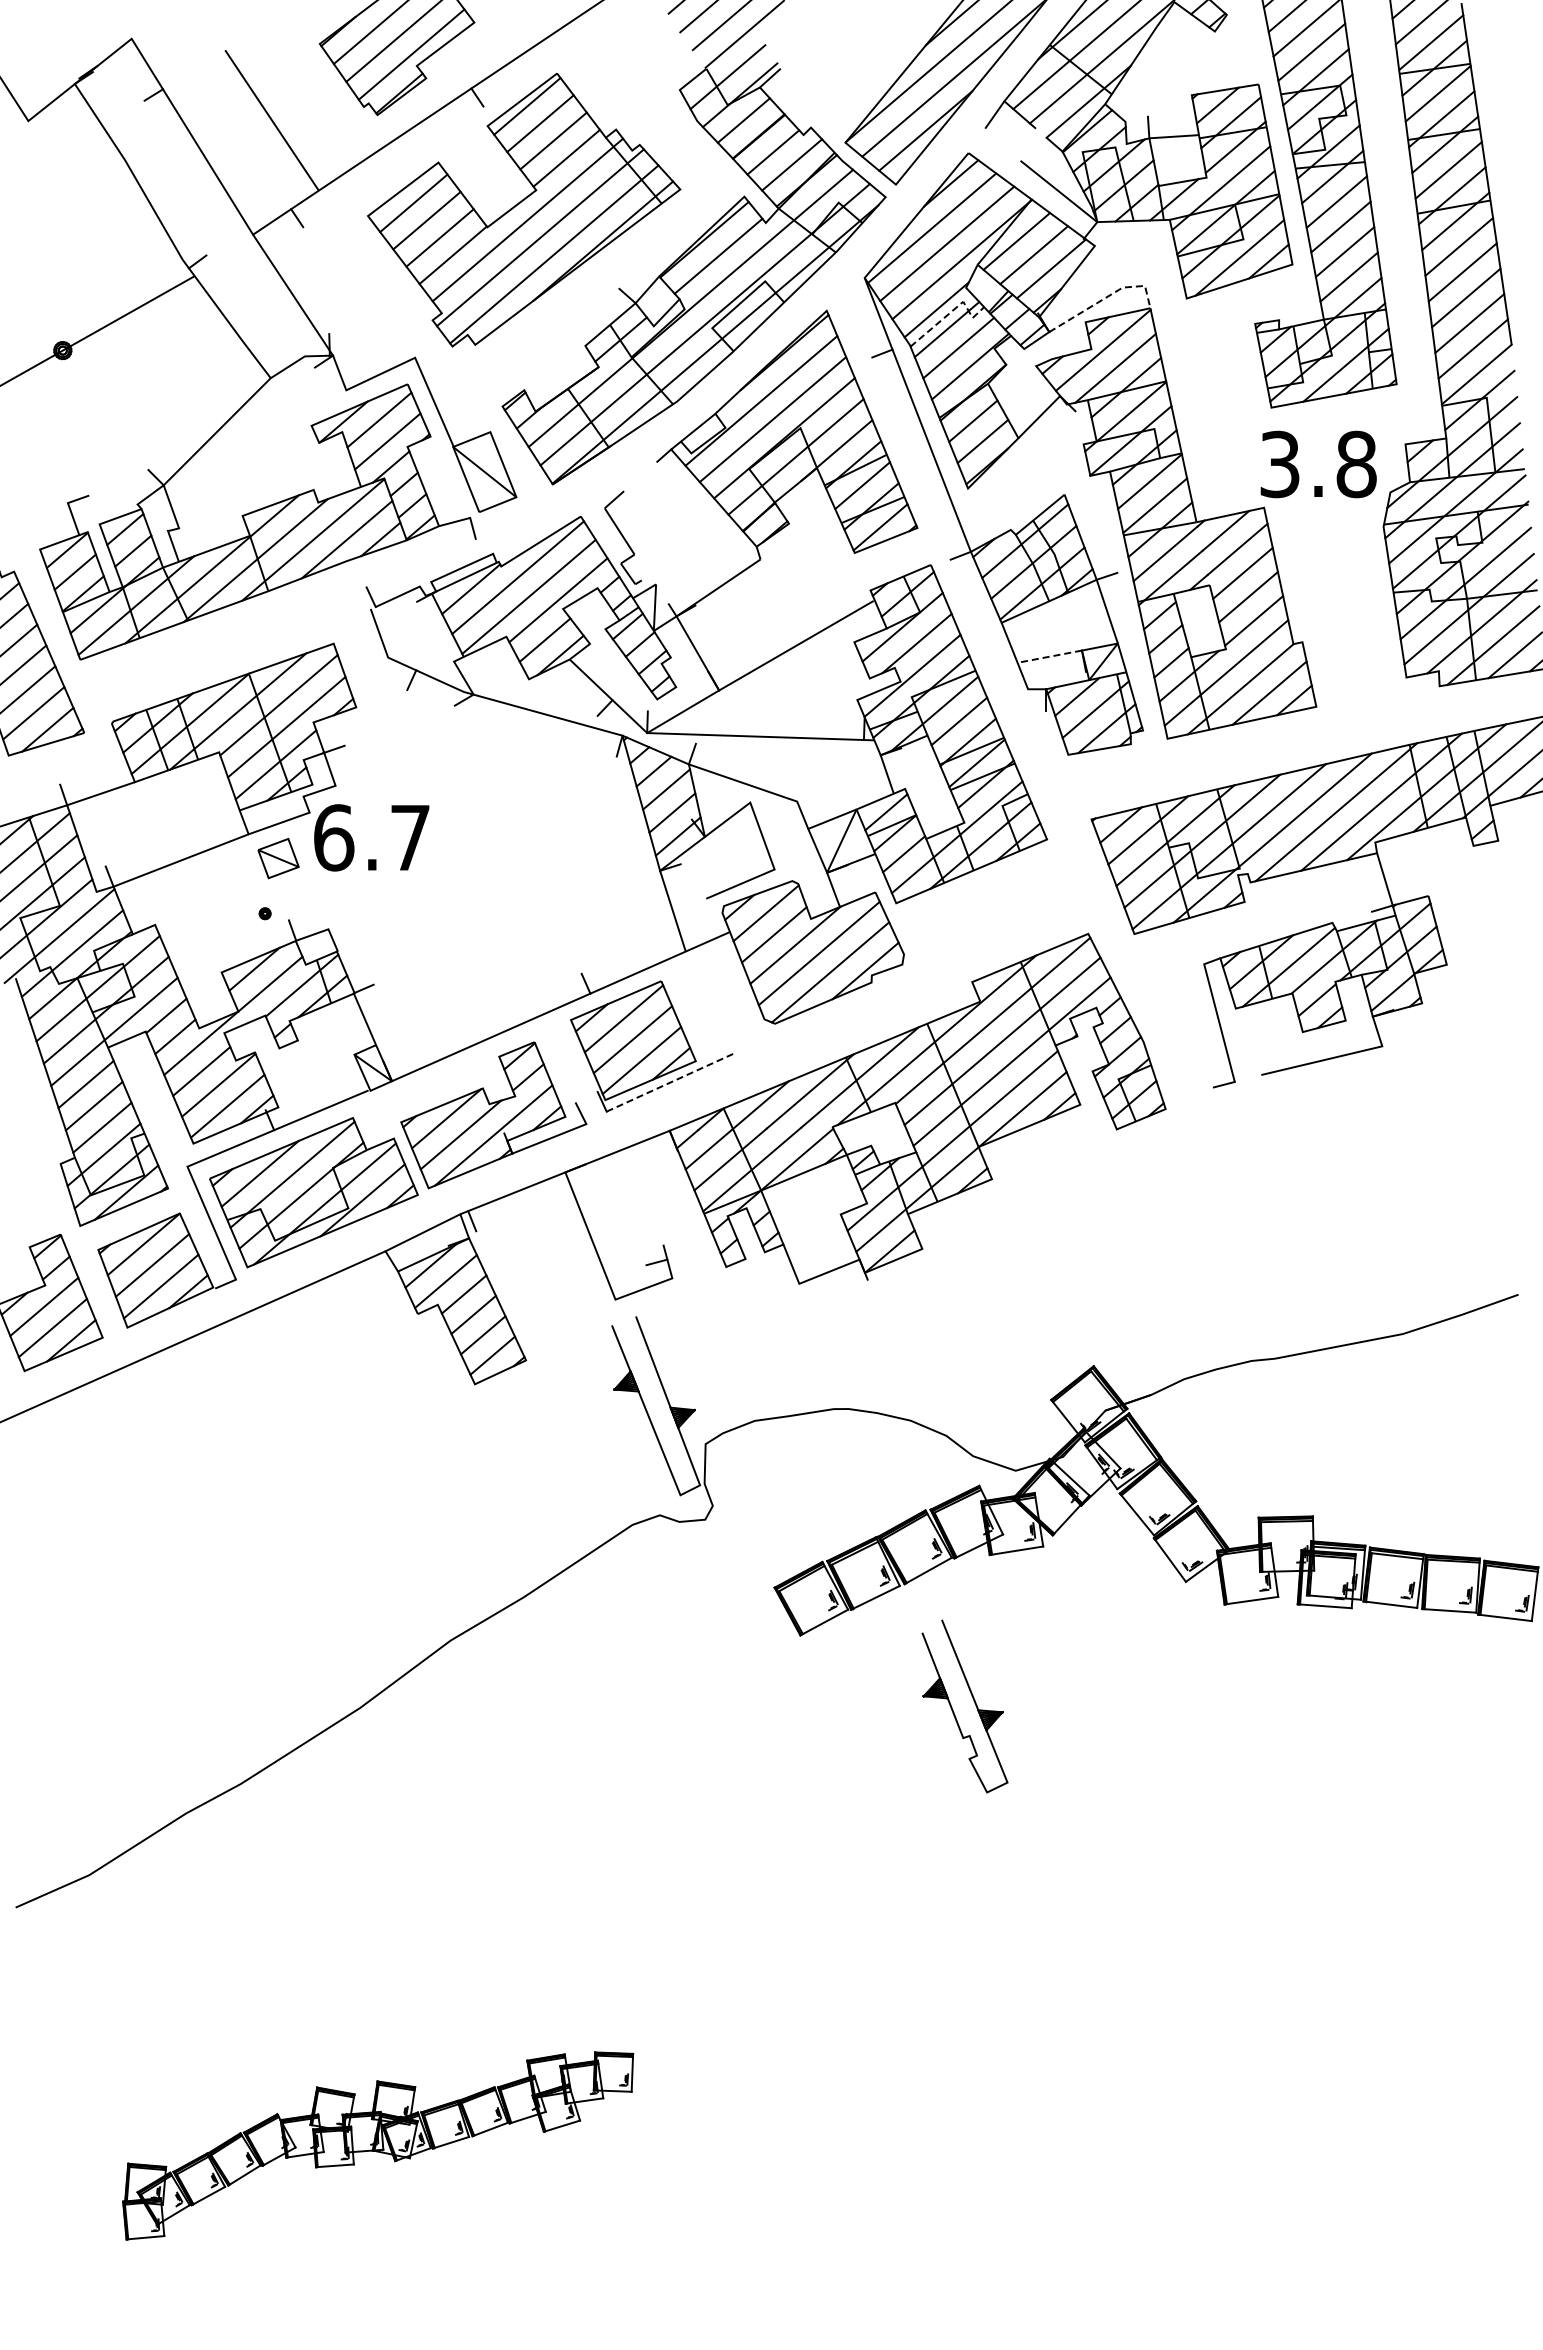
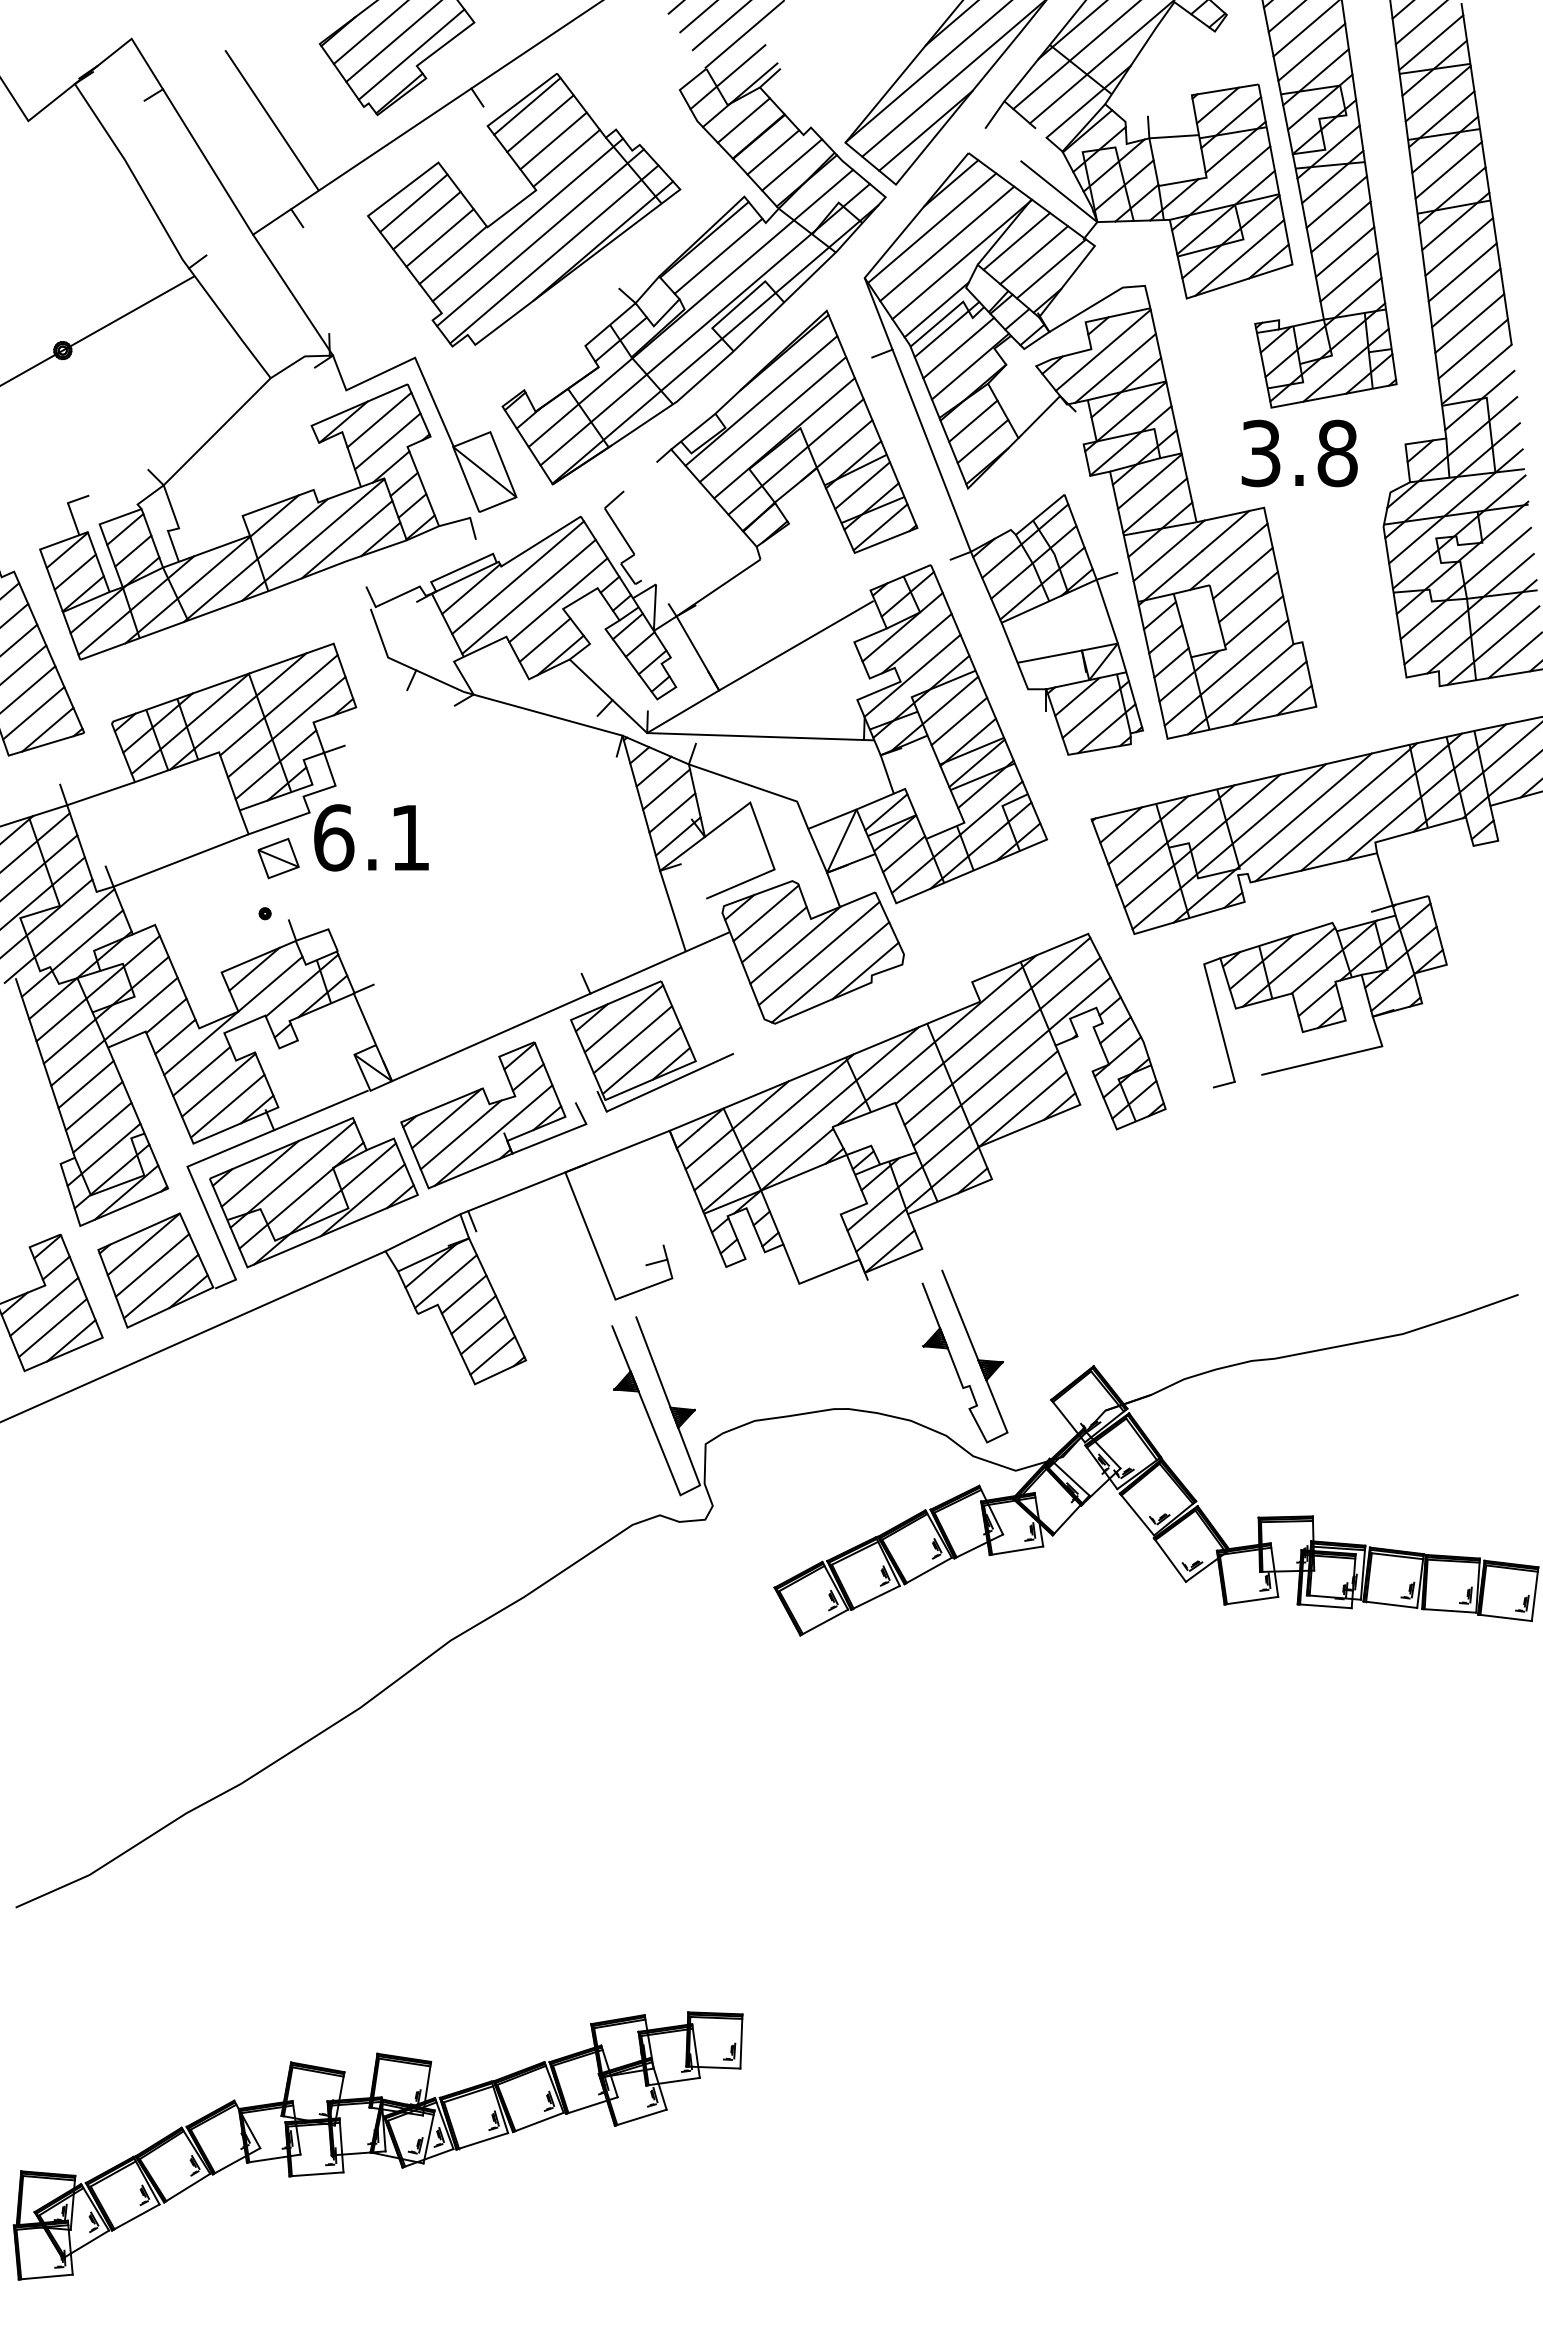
line: dashed -> solid (1107, 296)
line: dashed -> solid (951, 312)
text position: (1318, 464) -> (1299, 453) (1299, 453)
line: dashed -> solid (1049, 656)
text: 6.7 -> 6.1 (410, 837)
line: dashed -> solid (670, 1082)
part position: (973, 1701) -> (973, 1351) (973, 1351)
part size: 513x190 px -> 732x270 px (377, 2145)
